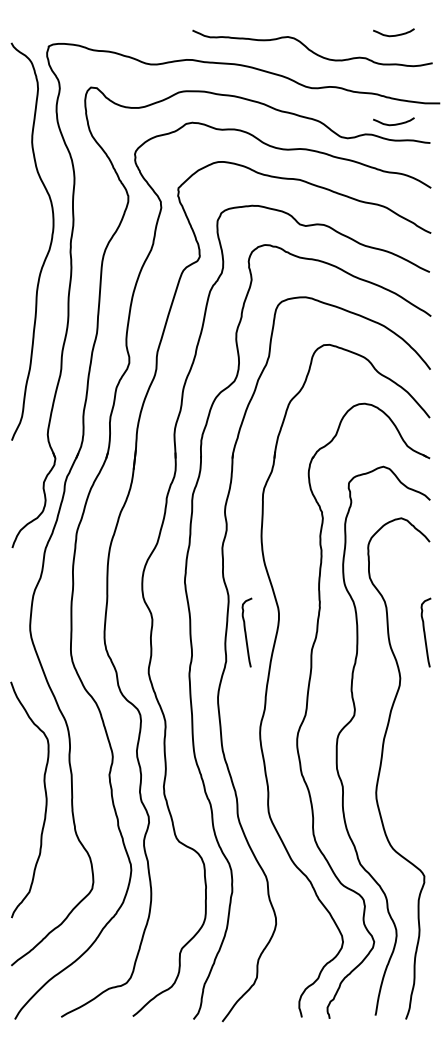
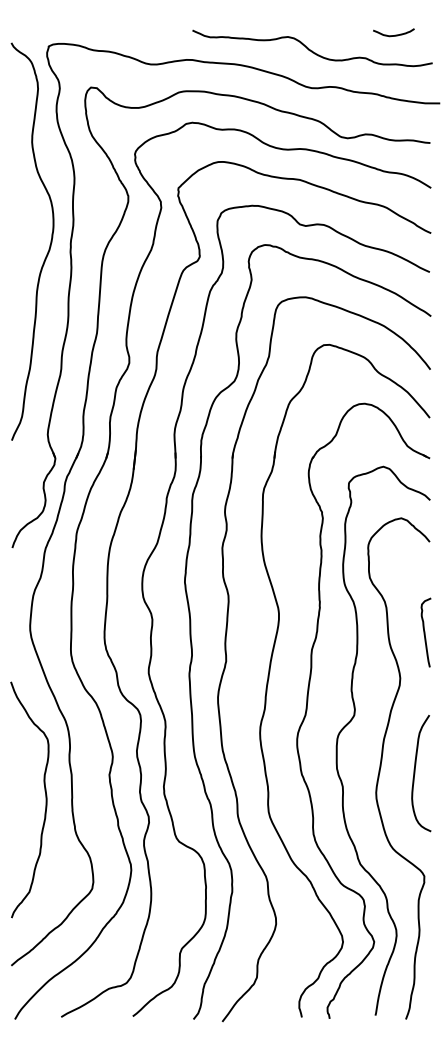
curve: present -> none (395, 123)
curve: present -> none (246, 632)
curve: none -> present (415, 773)
